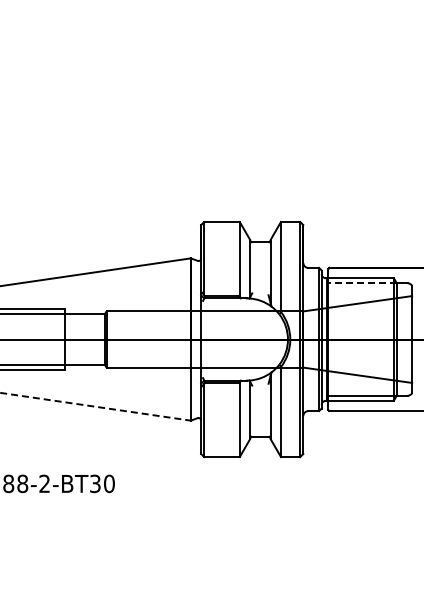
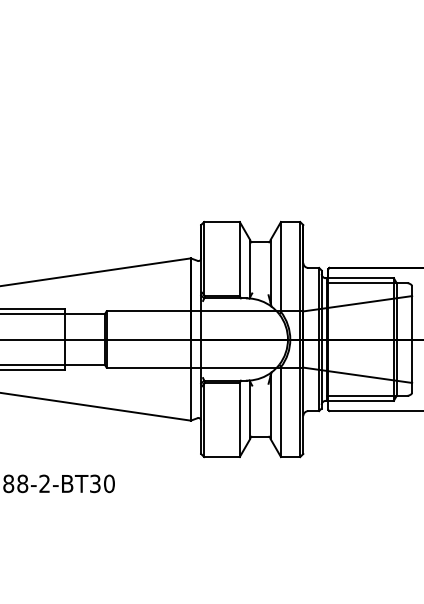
line: dashed -> solid (362, 282)
line: dashed -> solid (96, 406)
